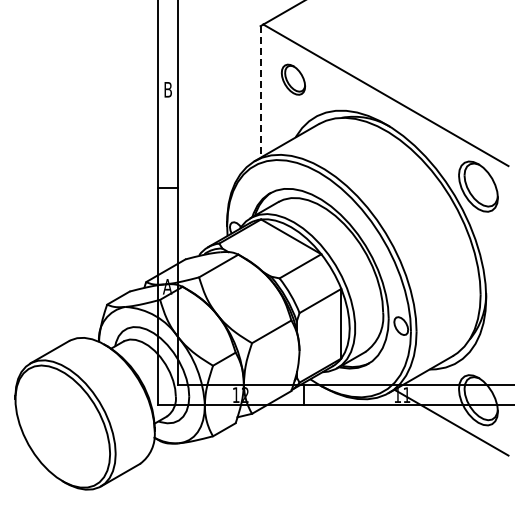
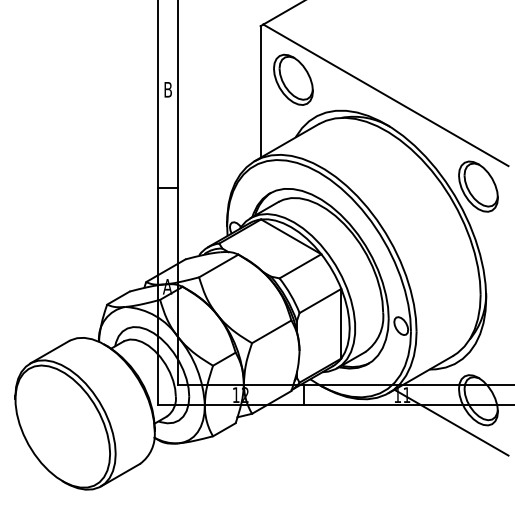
part size: 26x33 px -> 41x53 px (293, 79)
line: dashed -> solid (260, 91)
